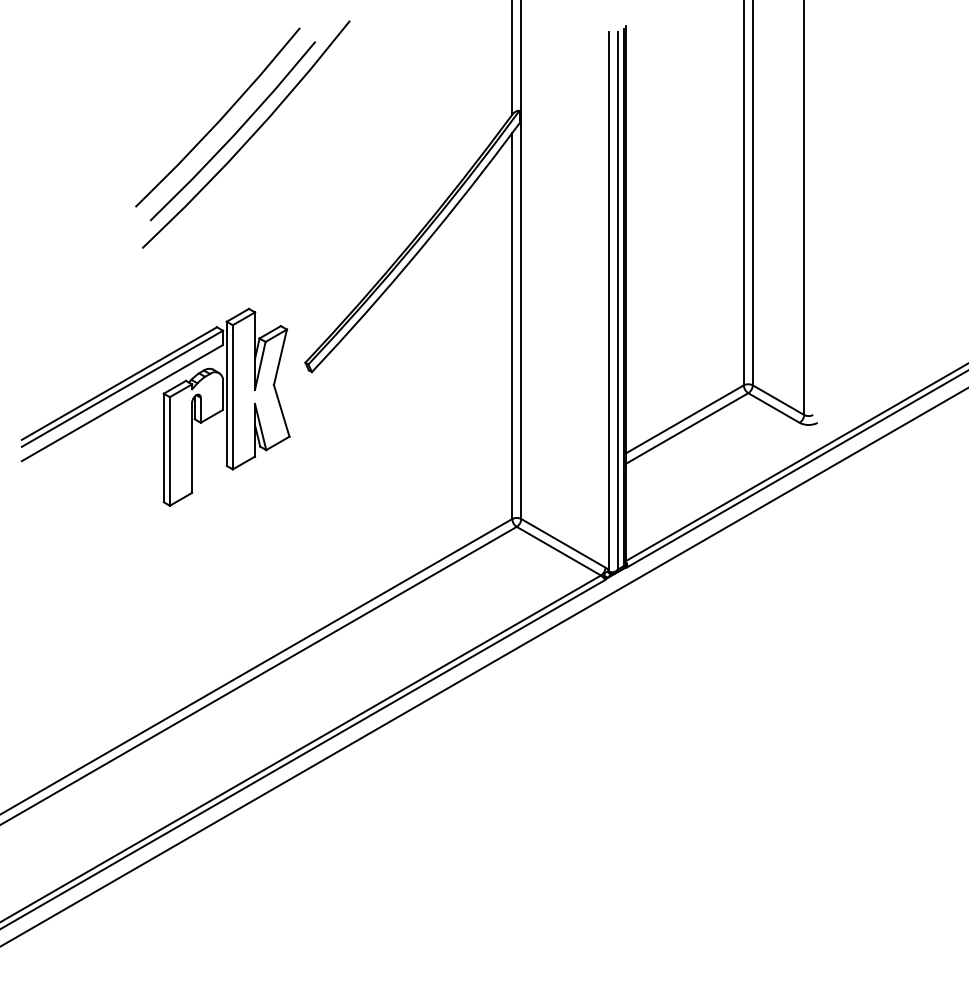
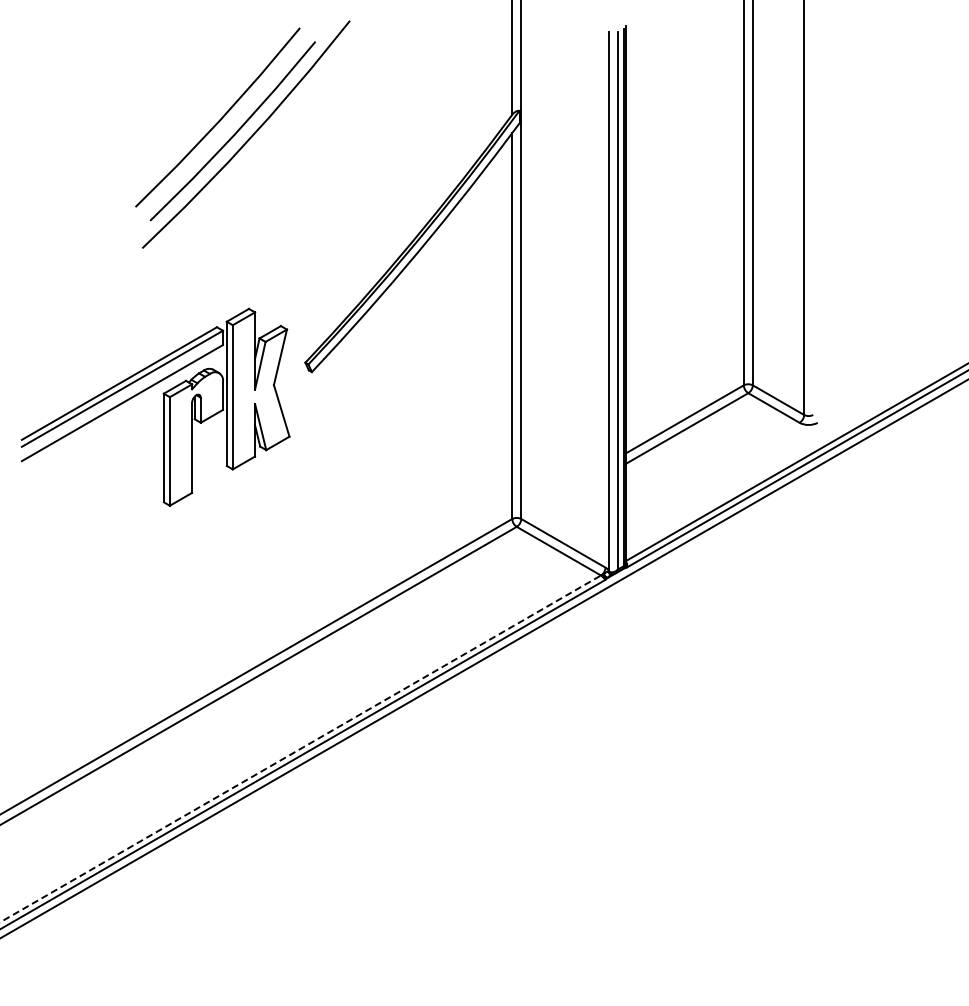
line position: (483, 667) -> (483, 658) (483, 658)
line: solid -> dashed (301, 748)
